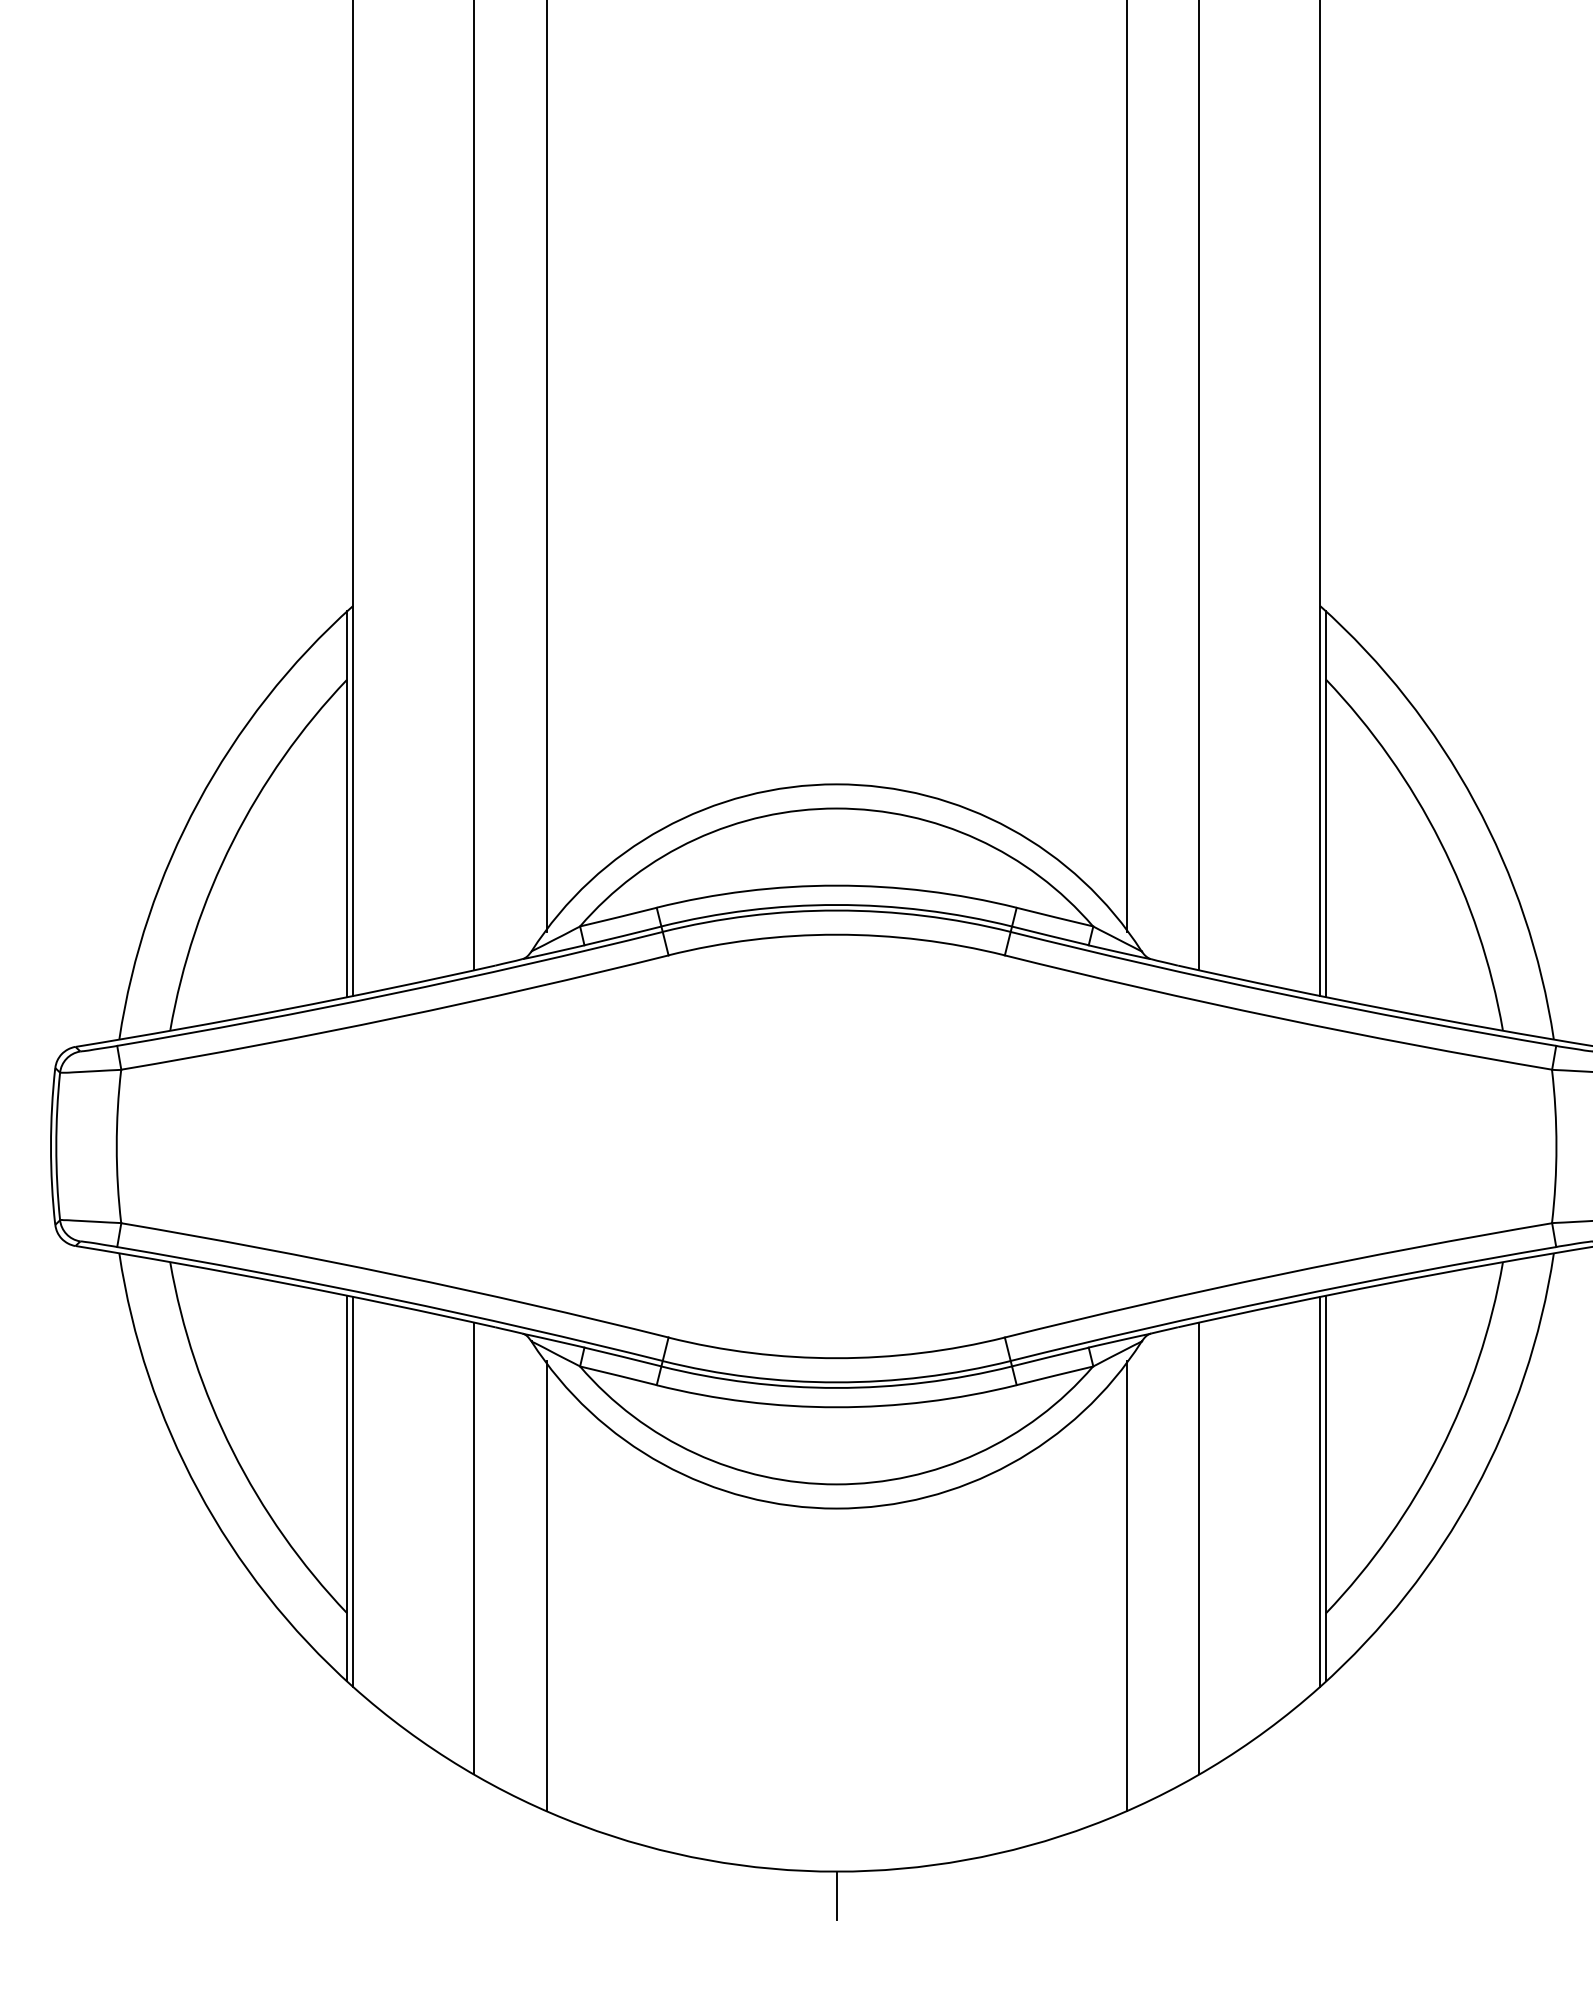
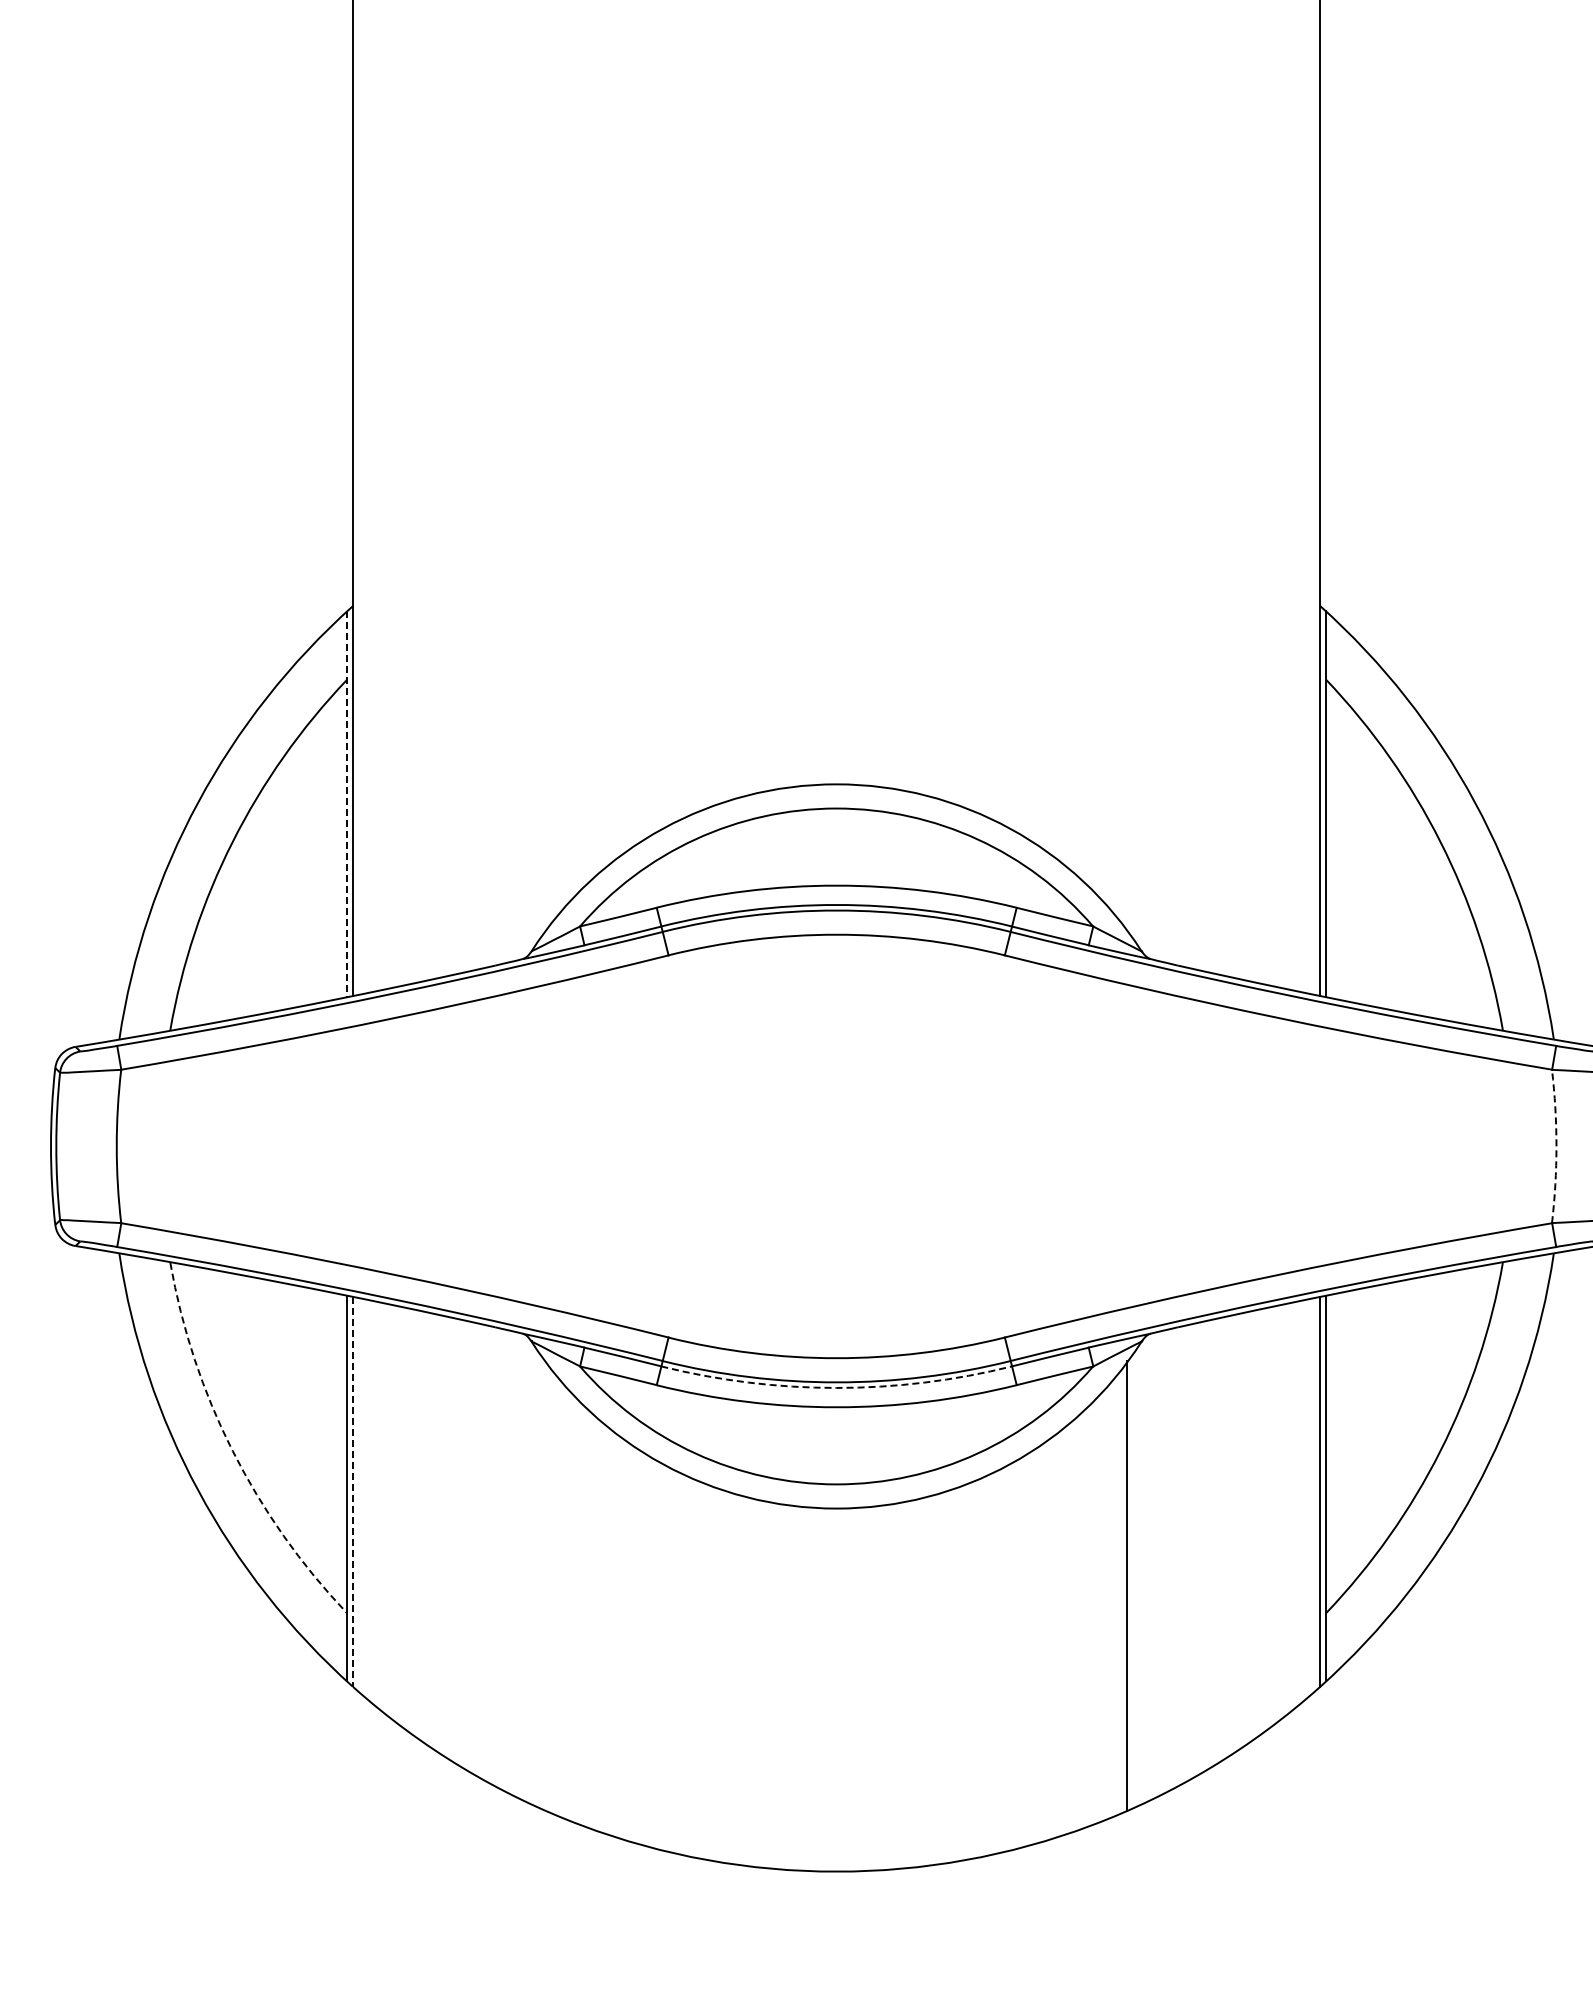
line: present -> none (546, 466)
line: present -> none (1126, 466)
line: present -> none (474, 486)
line: present -> none (1199, 486)
line: solid -> dashed (347, 804)
arc: solid -> dashed (1556, 1146)
arc: solid -> dashed (836, 1387)
arc: solid -> dashed (232, 1451)
line: solid -> dashed (353, 1492)
line: present -> none (474, 1548)
line: present -> none (1199, 1548)
line: present -> none (546, 1585)
line: present -> none (836, 1895)
